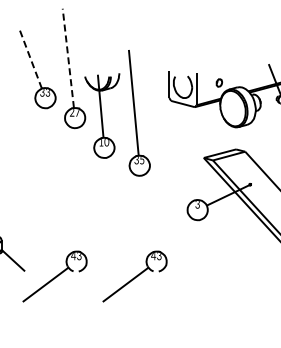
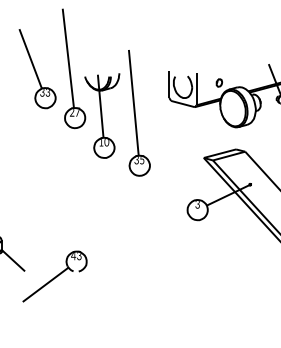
line: dashed -> solid (30, 58)
line: dashed -> solid (68, 58)
part: present -> none (134, 276)
